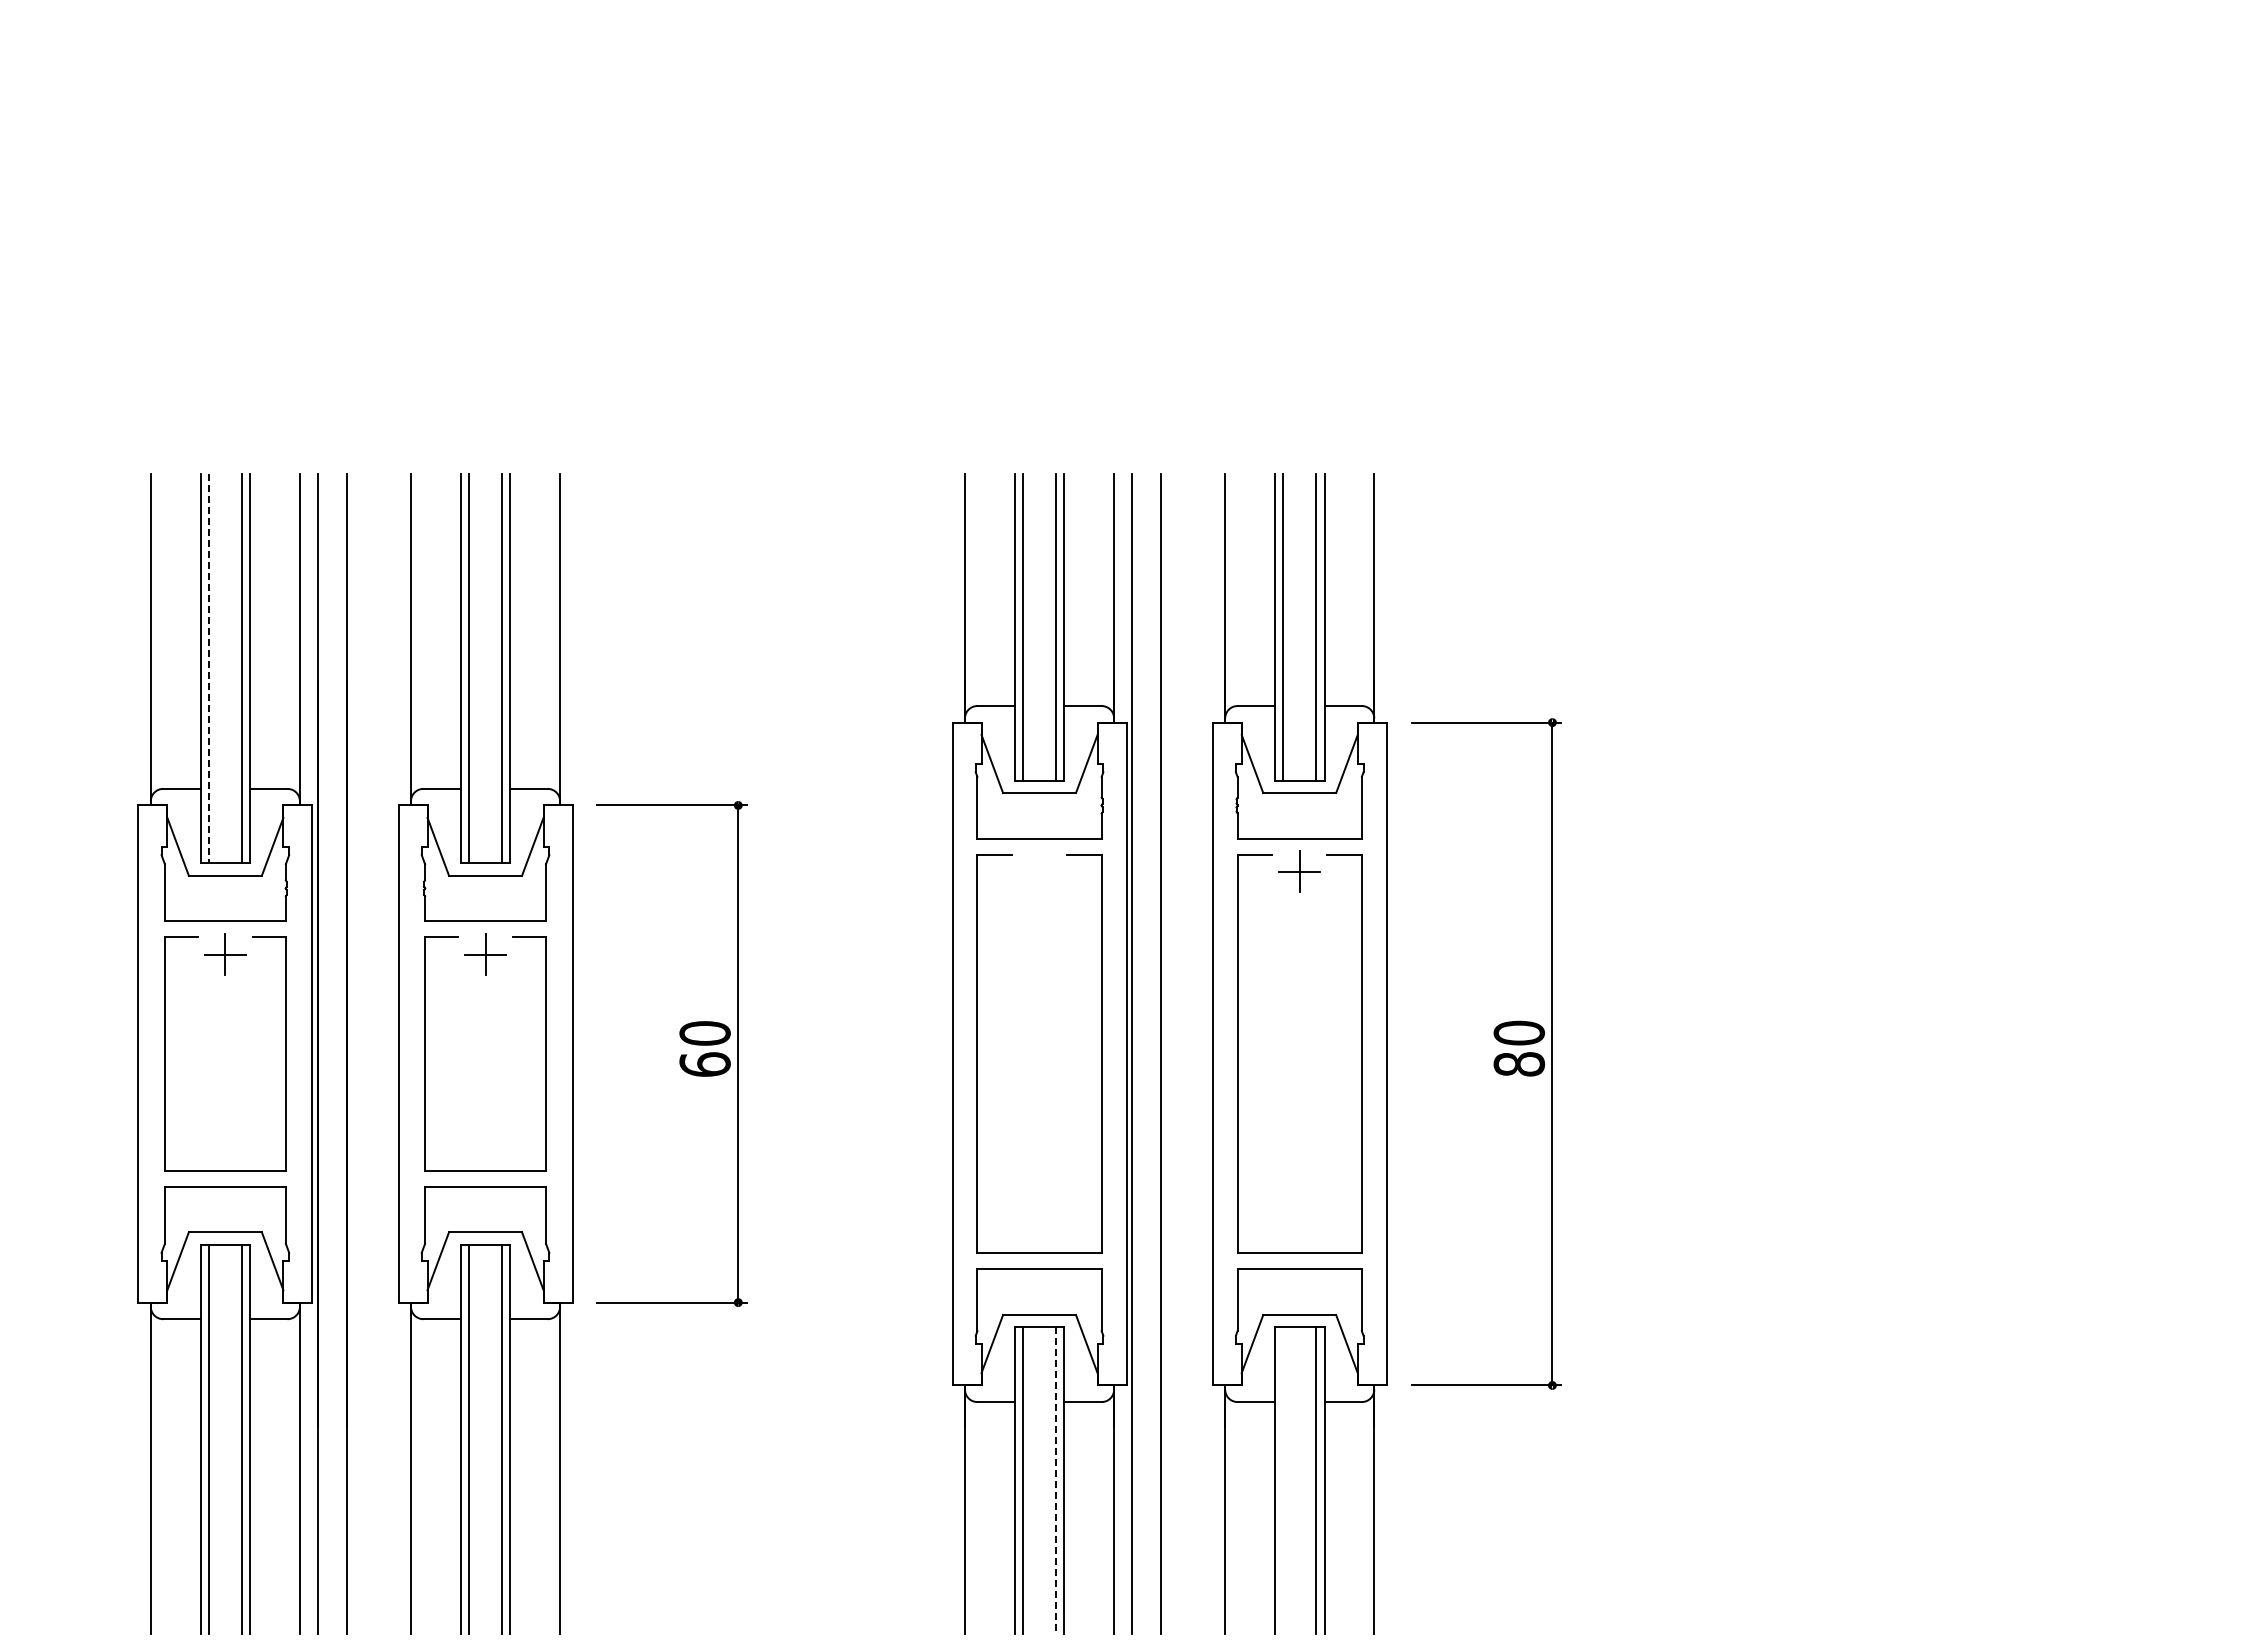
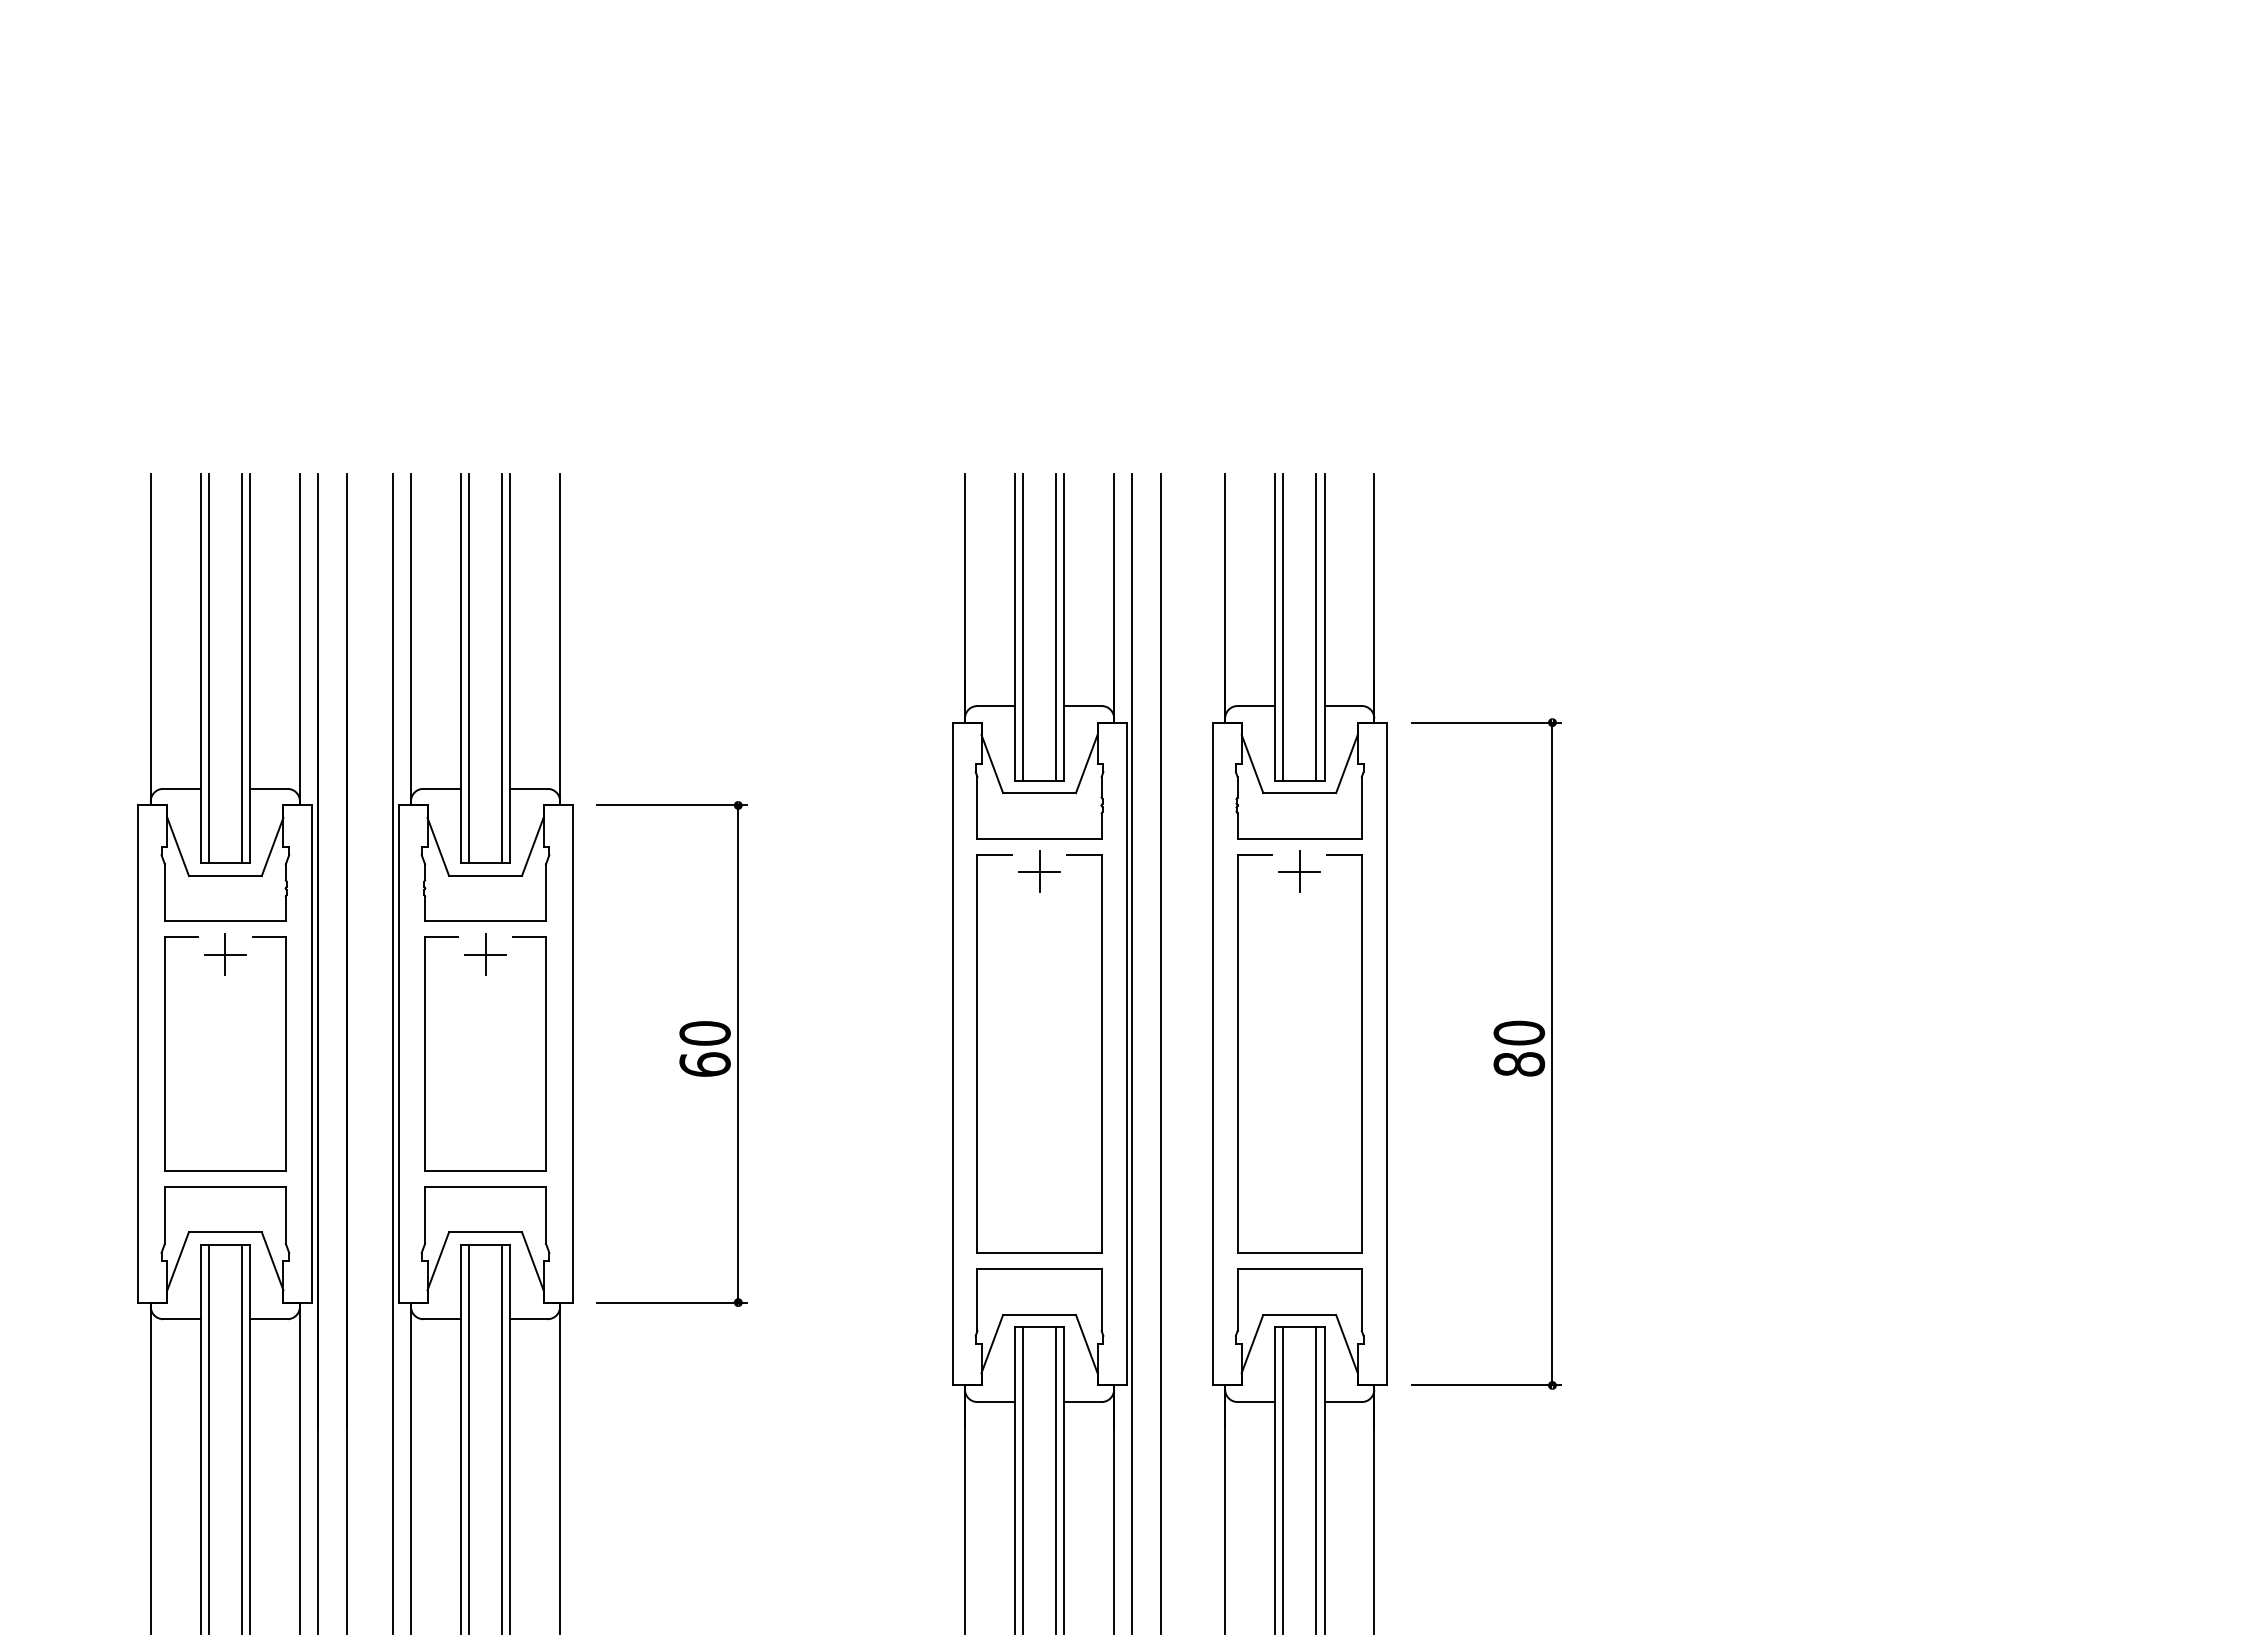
line: dashed -> solid (208, 668)
part: none -> present (1039, 871)
line: none -> present (392, 1054)
line: none -> present (1283, 1480)
line: dashed -> solid (1056, 1481)
